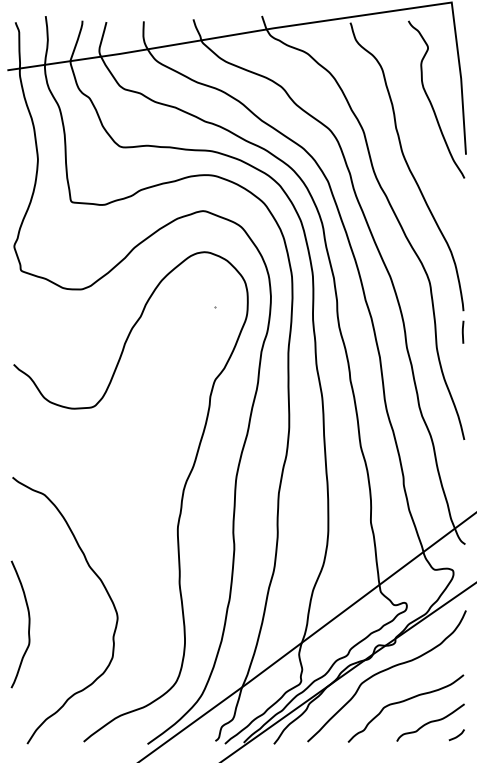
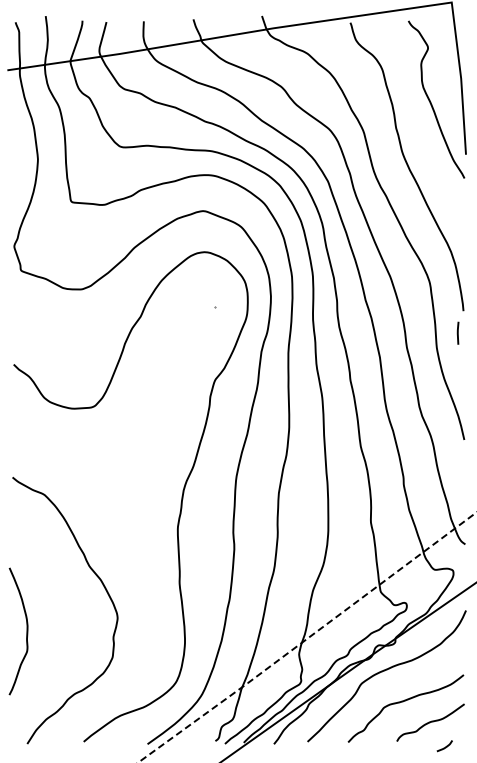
line position: (462, 331) -> (457, 332) (457, 332)
curve position: (28, 624) -> (26, 631) (26, 631)
line: solid -> dashed (307, 638)
curve position: (457, 735) -> (445, 746) (445, 746)
